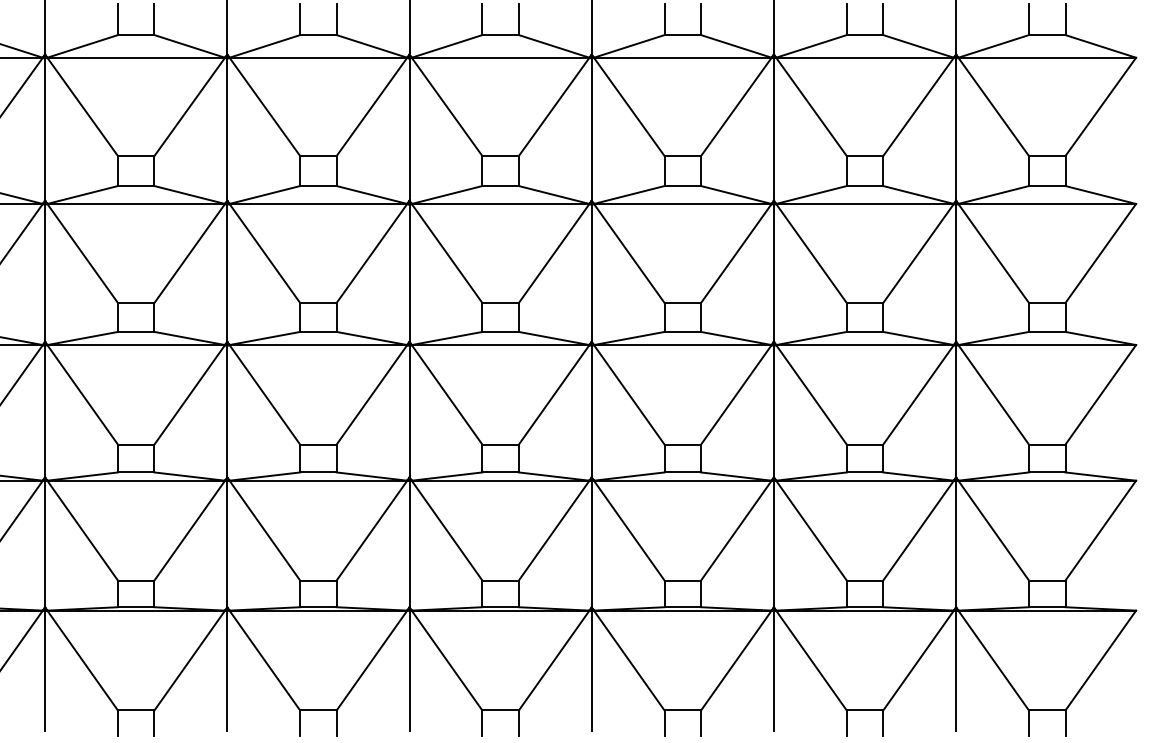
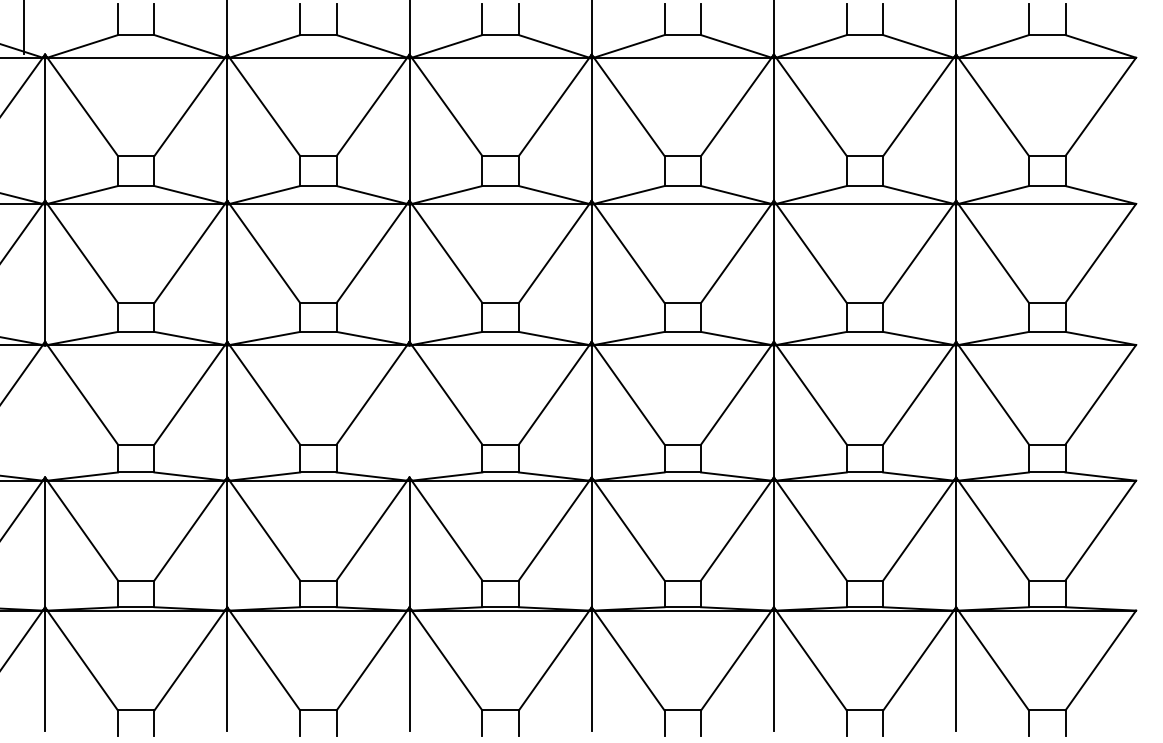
line position: (45, 28) -> (24, 28) (24, 28)
line: present -> none (45, 411)
line: present -> none (409, 411)
